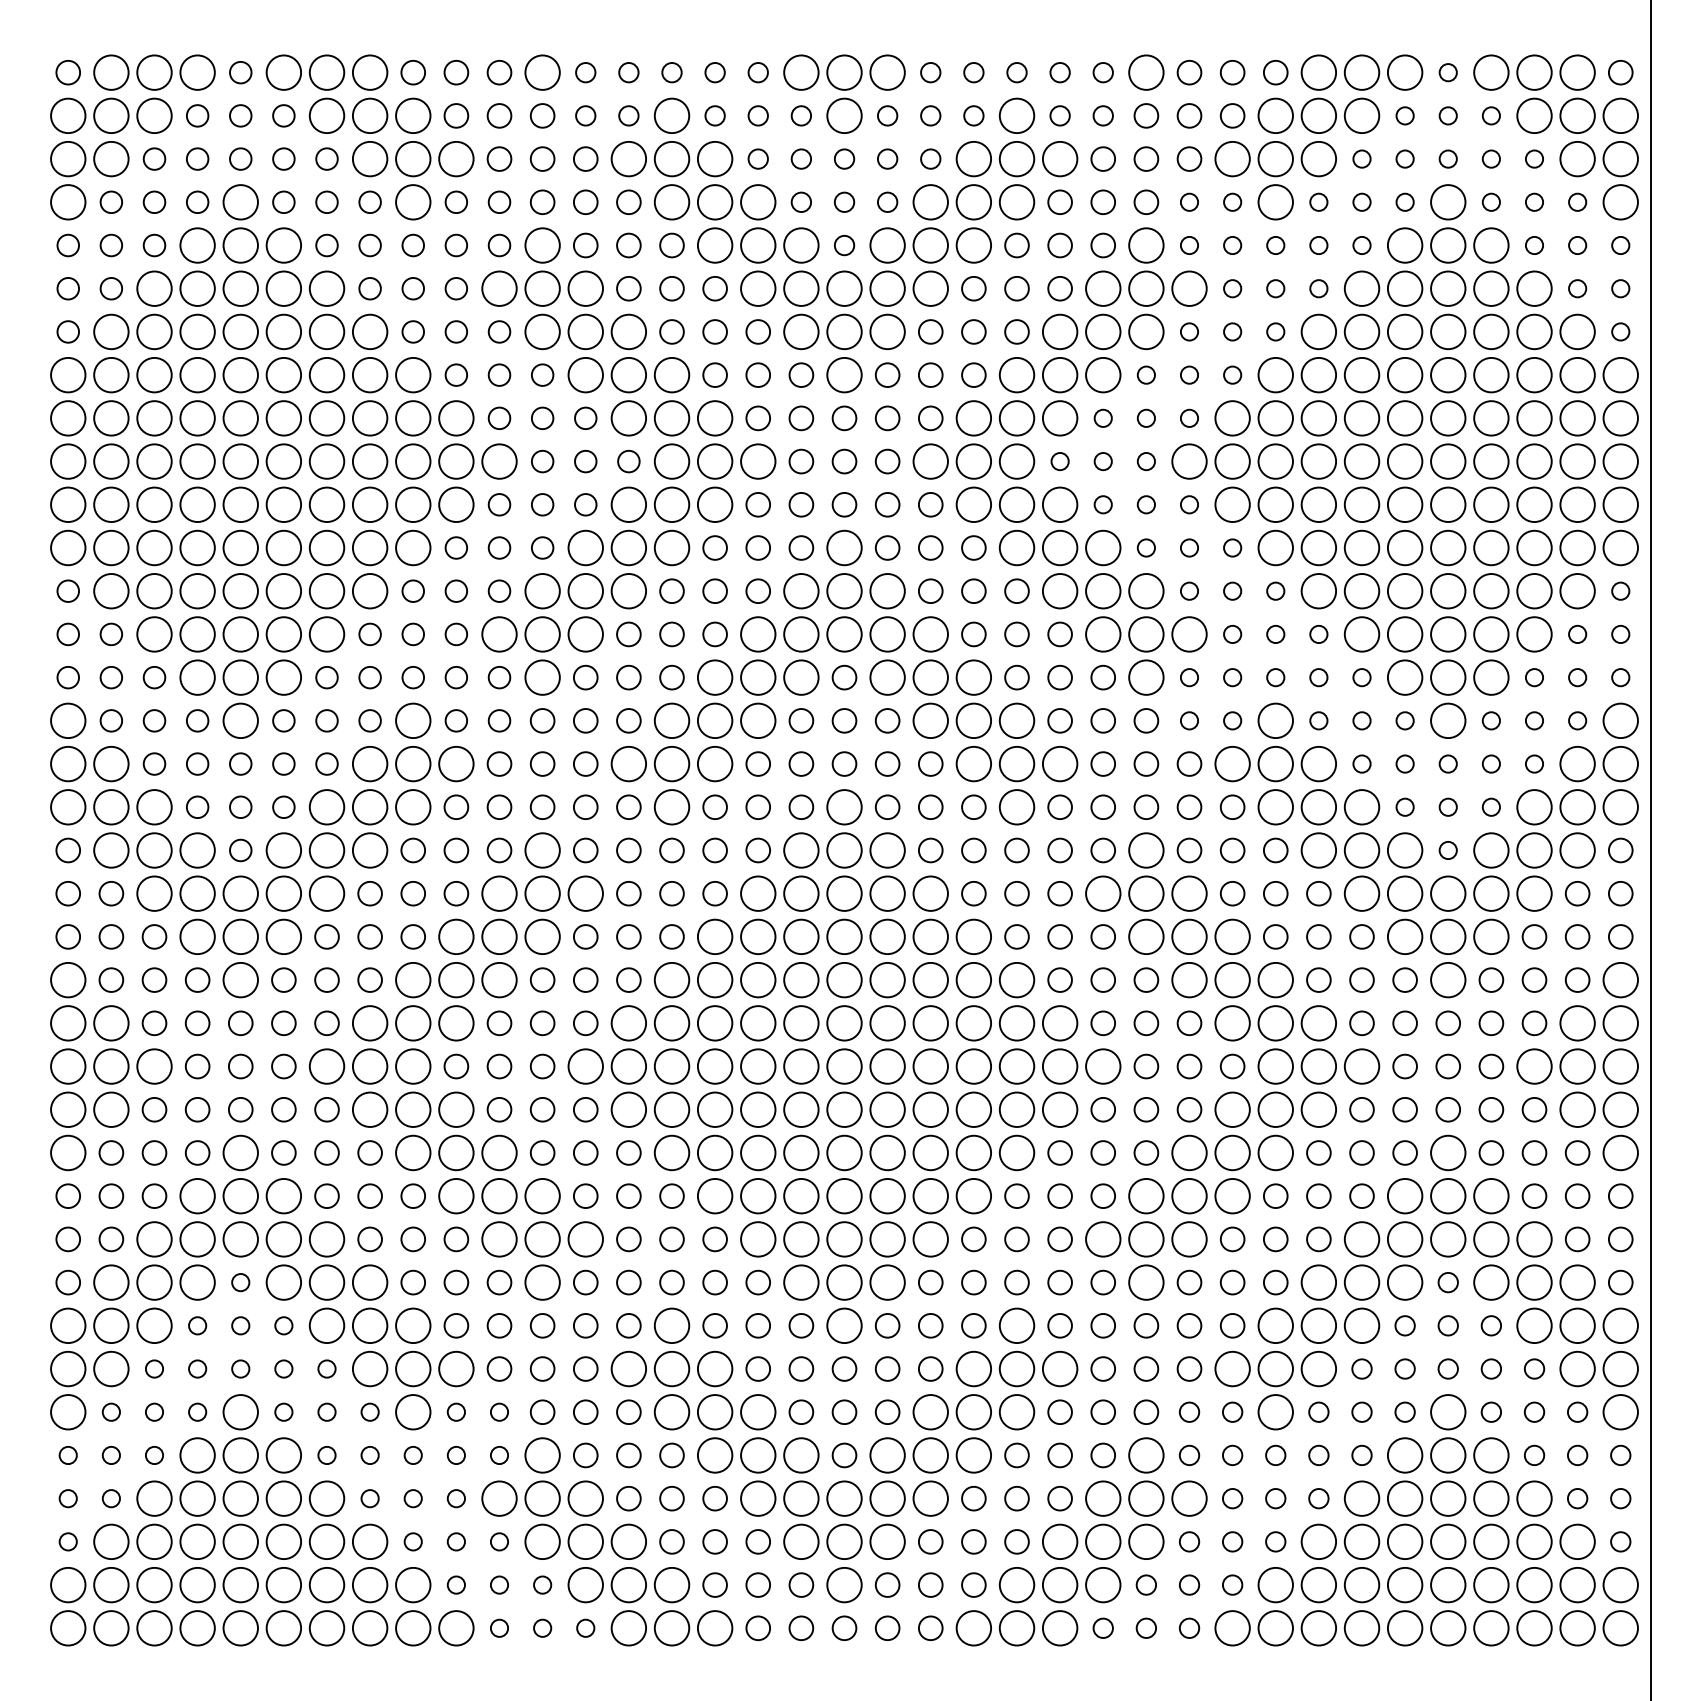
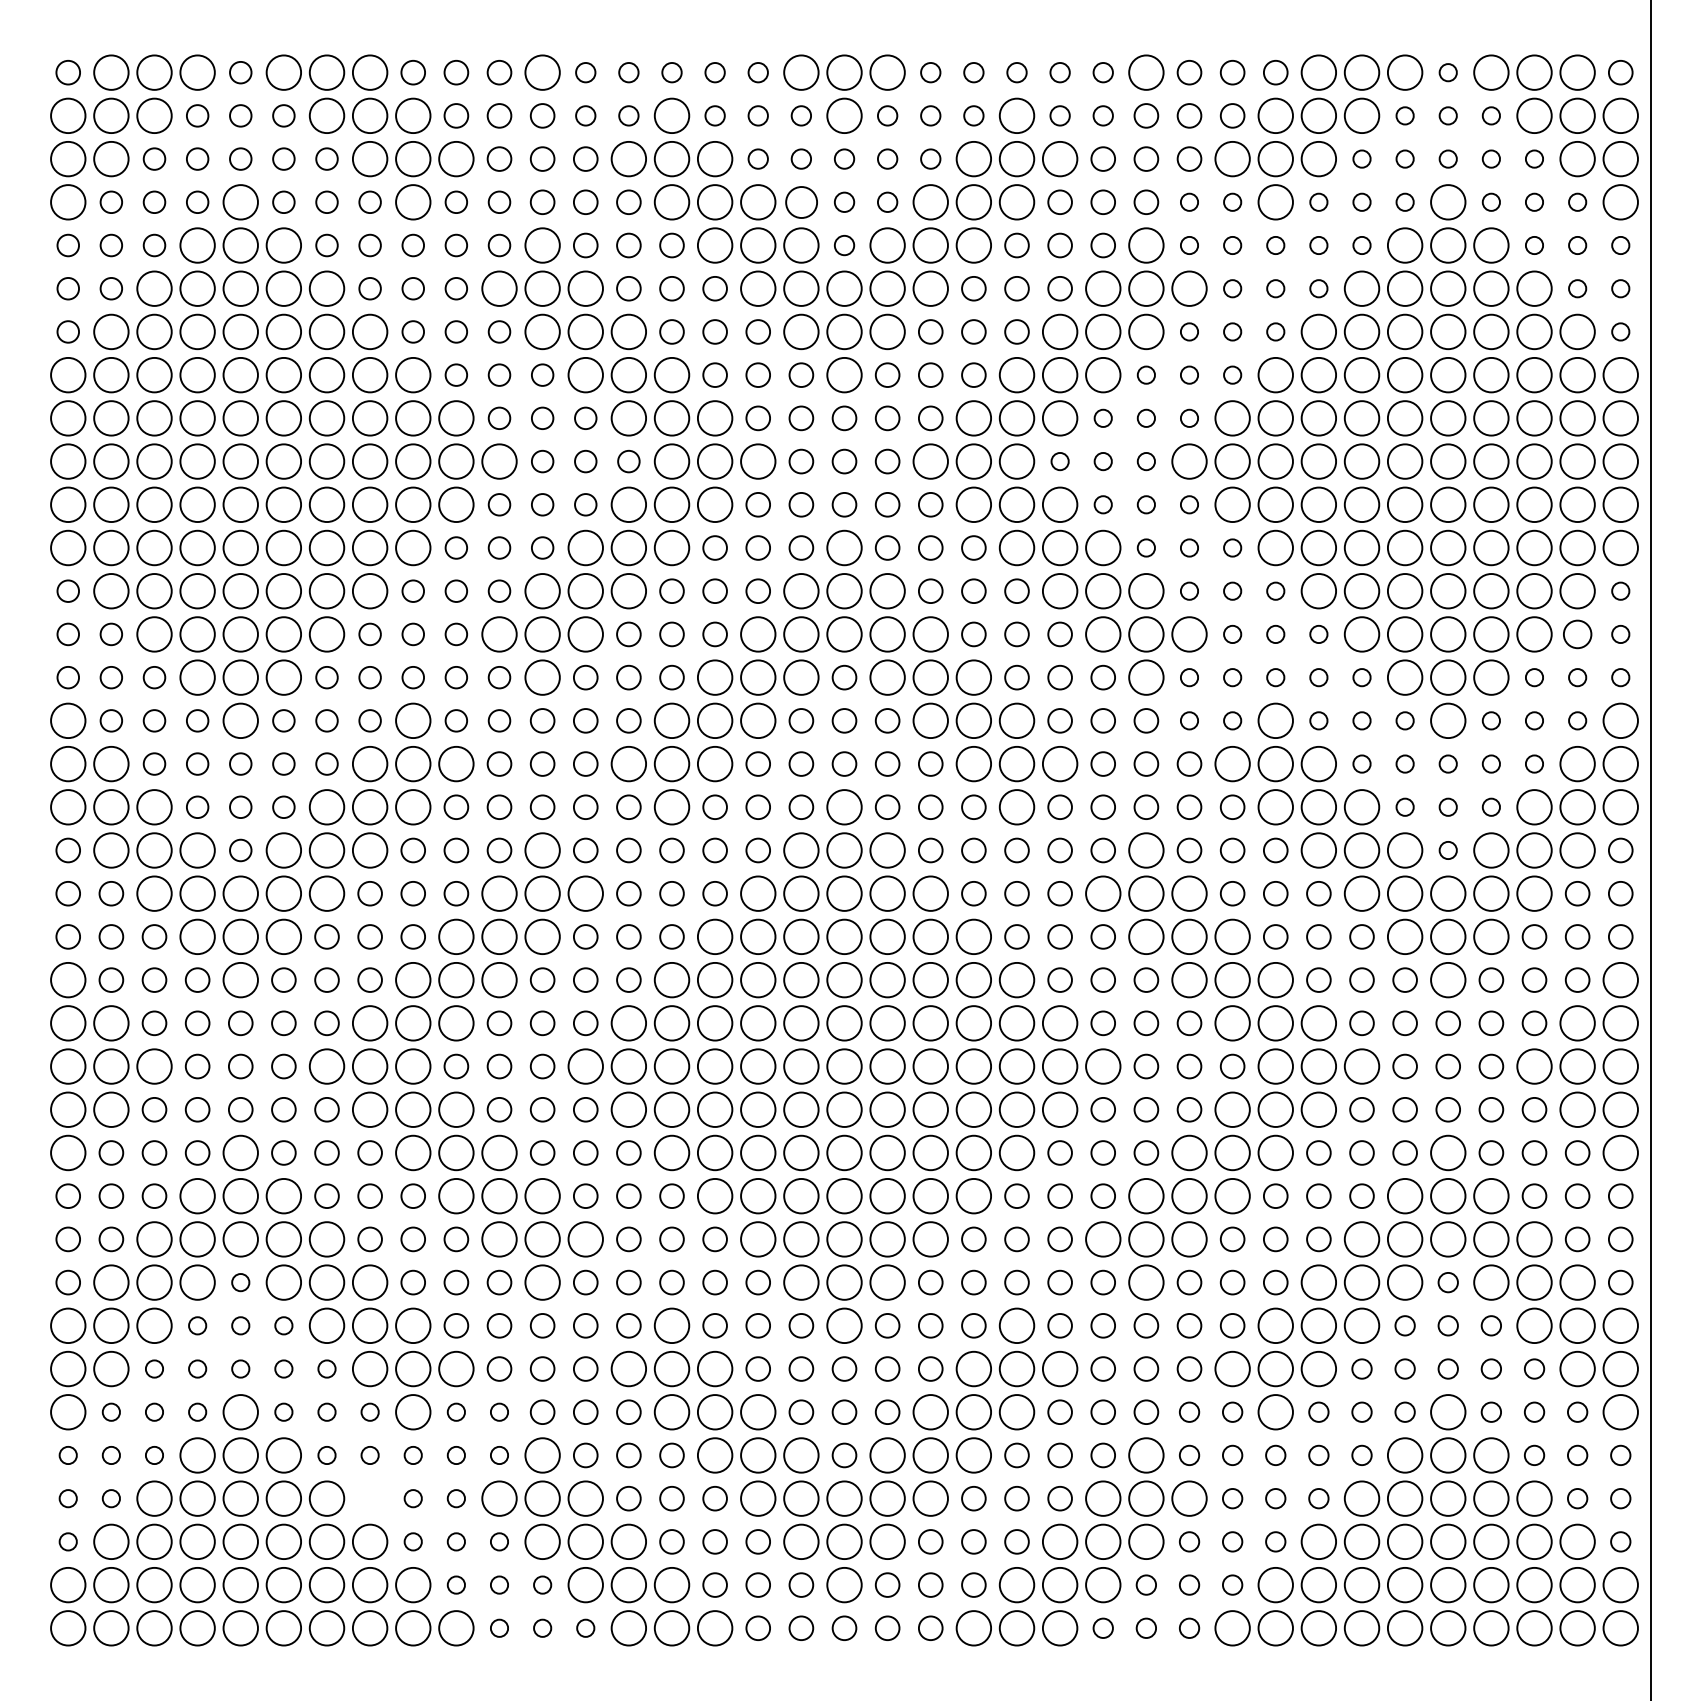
circle size: 22x22 px -> 33x33 px (801, 202)
circle diameter: 17 px -> 28 px (1577, 634)
circle: present -> none (369, 1498)
